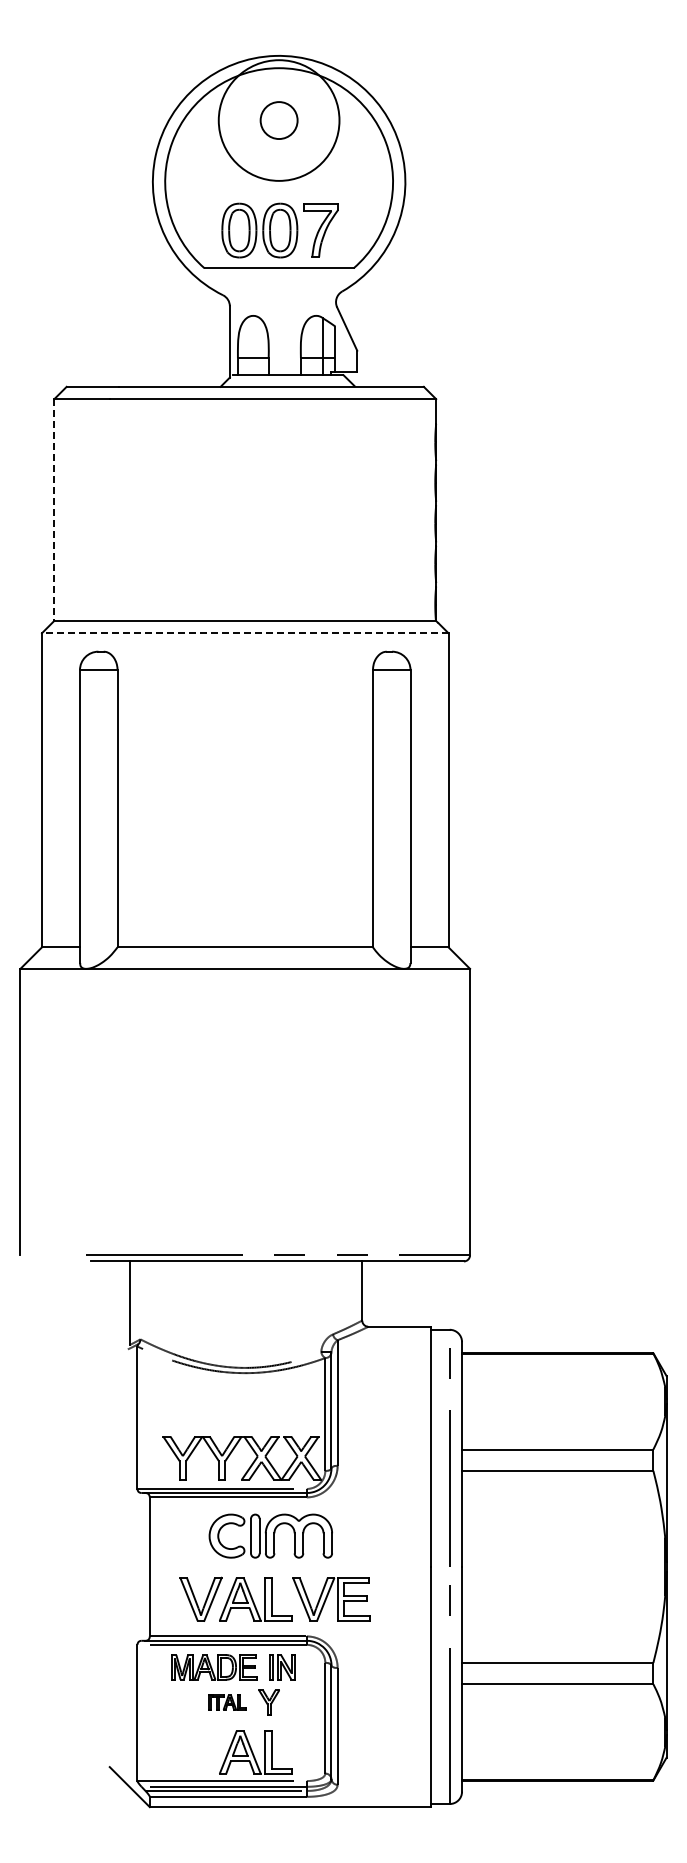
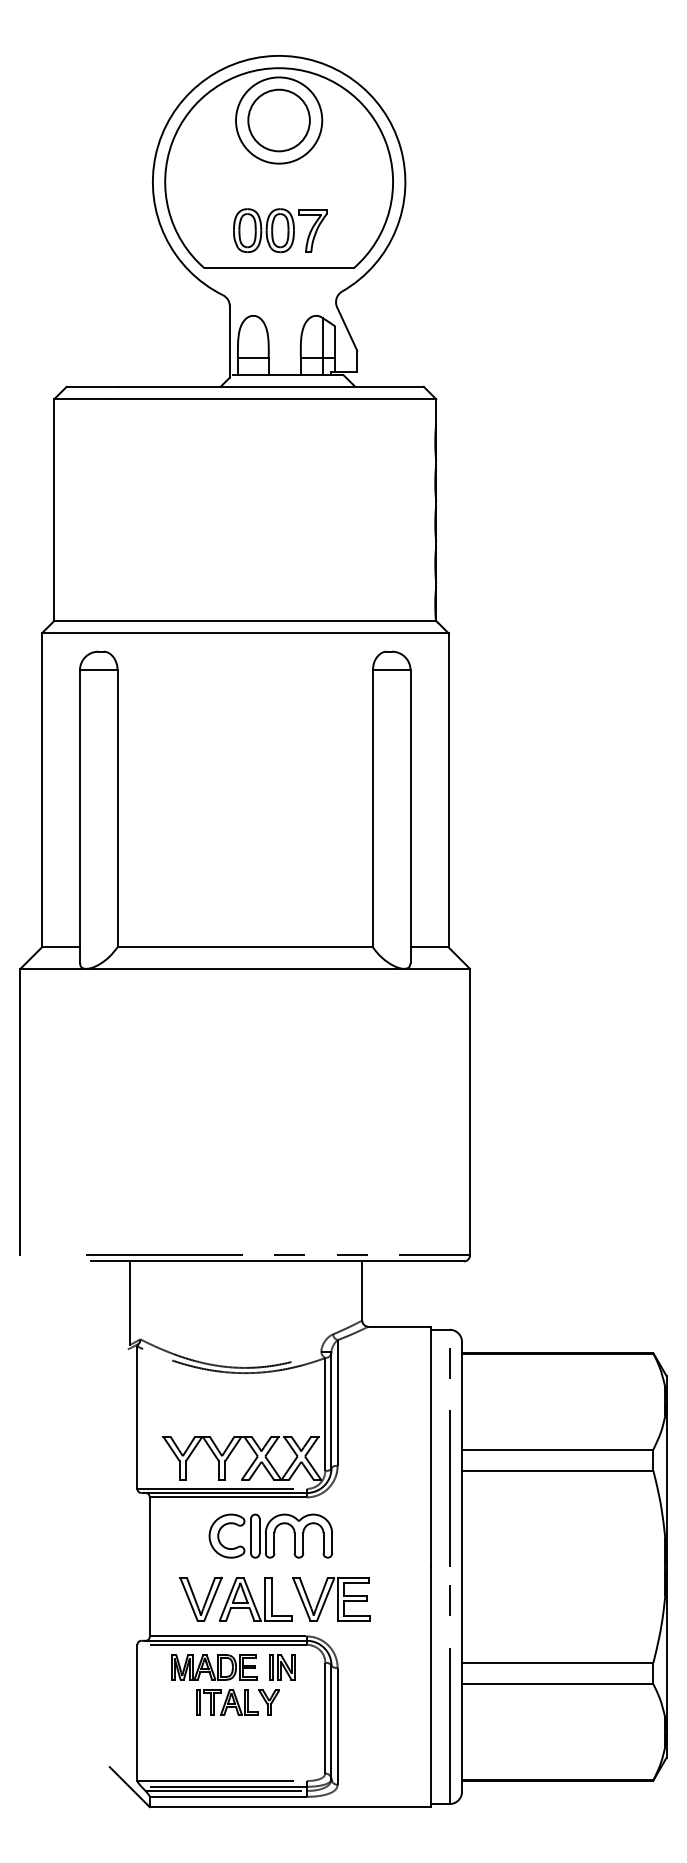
circle diameter: 121 px -> 86 px (279, 120)
circle diameter: 37 px -> 62 px (278, 120)
part size: 118x57 px -> 95x46 px (280, 230)
line: dashed -> solid (54, 510)
line: dashed -> solid (244, 633)
part size: 39x17 px -> 63x27 px (227, 1702)
part: present -> none (255, 1752)
